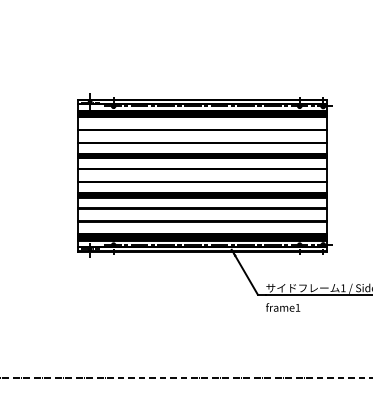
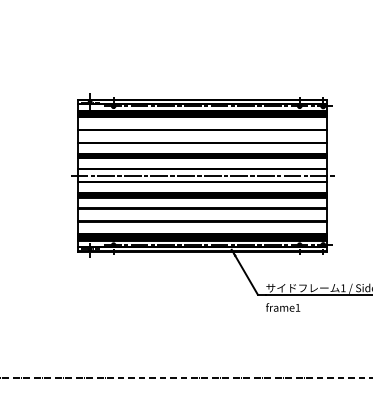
line: none -> present (202, 175)
